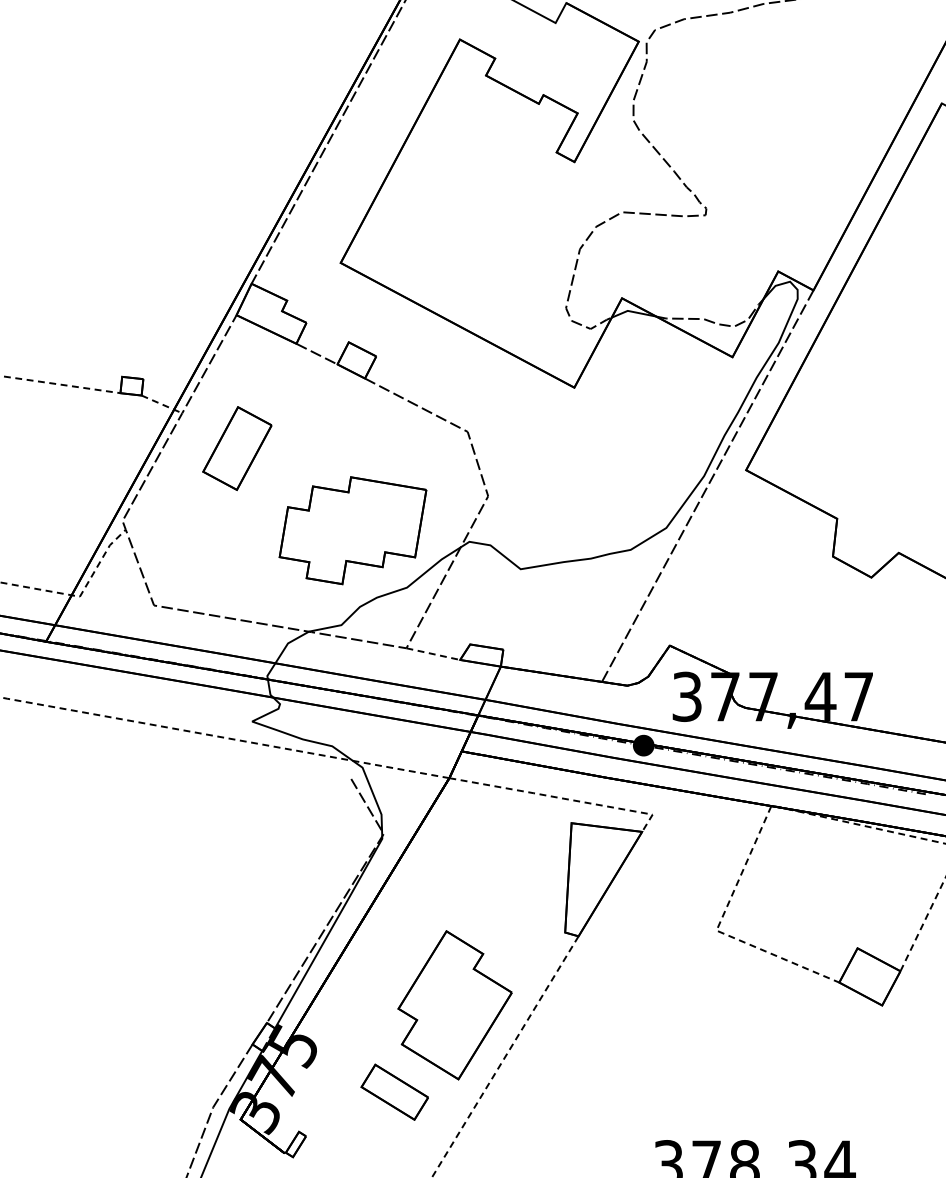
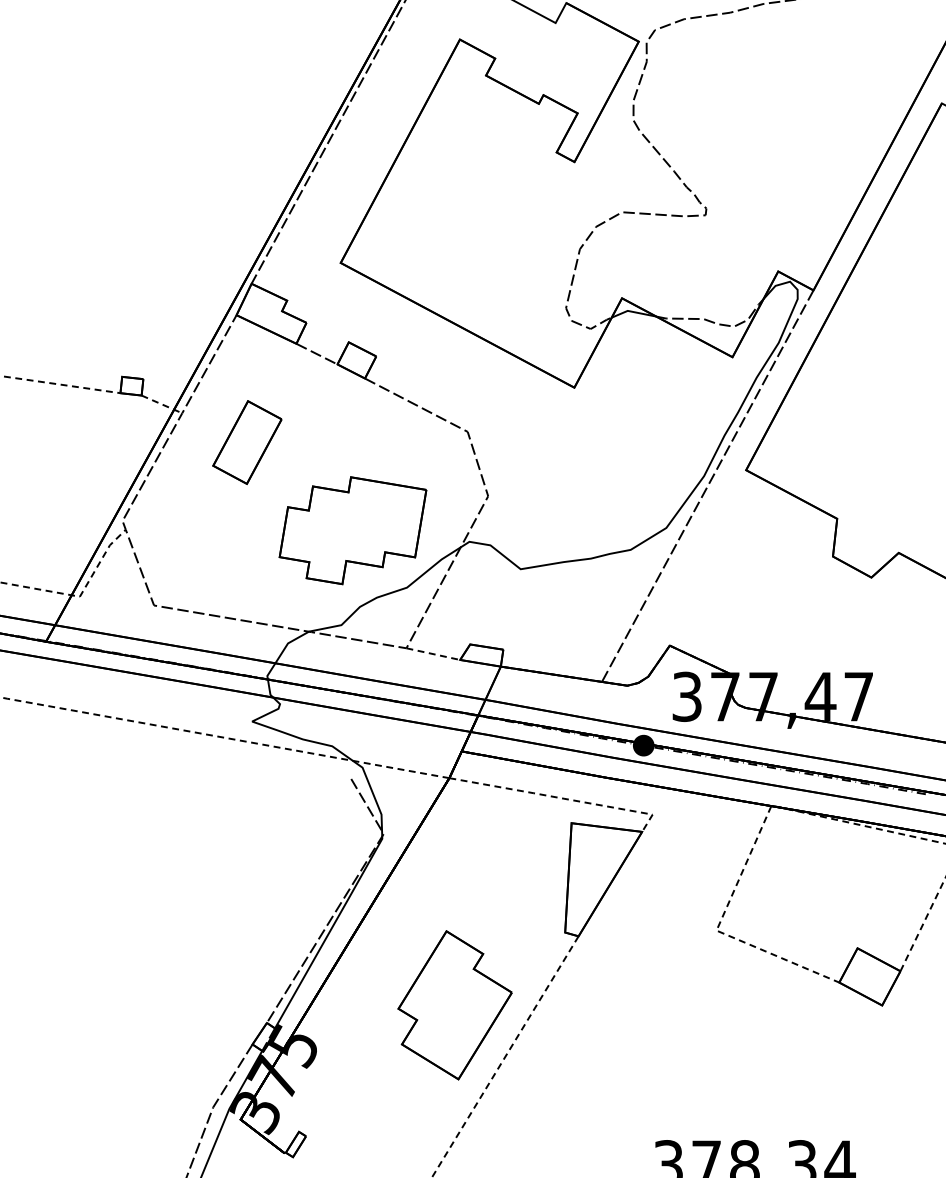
part position: (237, 448) -> (247, 442) (247, 442)
part: present -> none (394, 1091)
